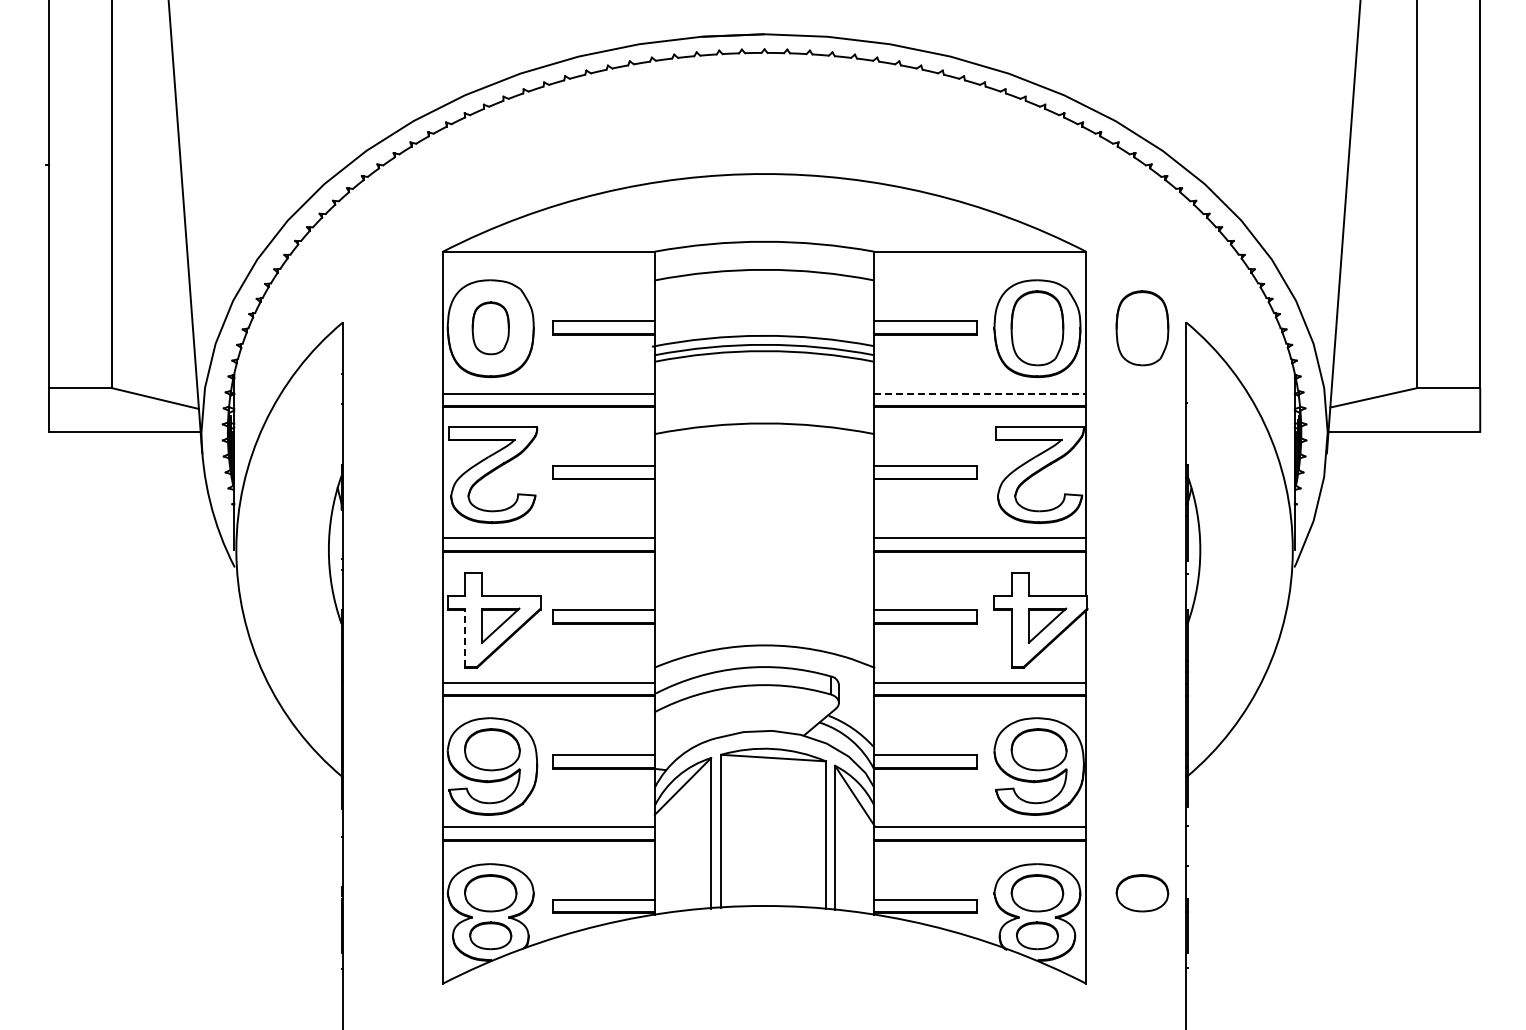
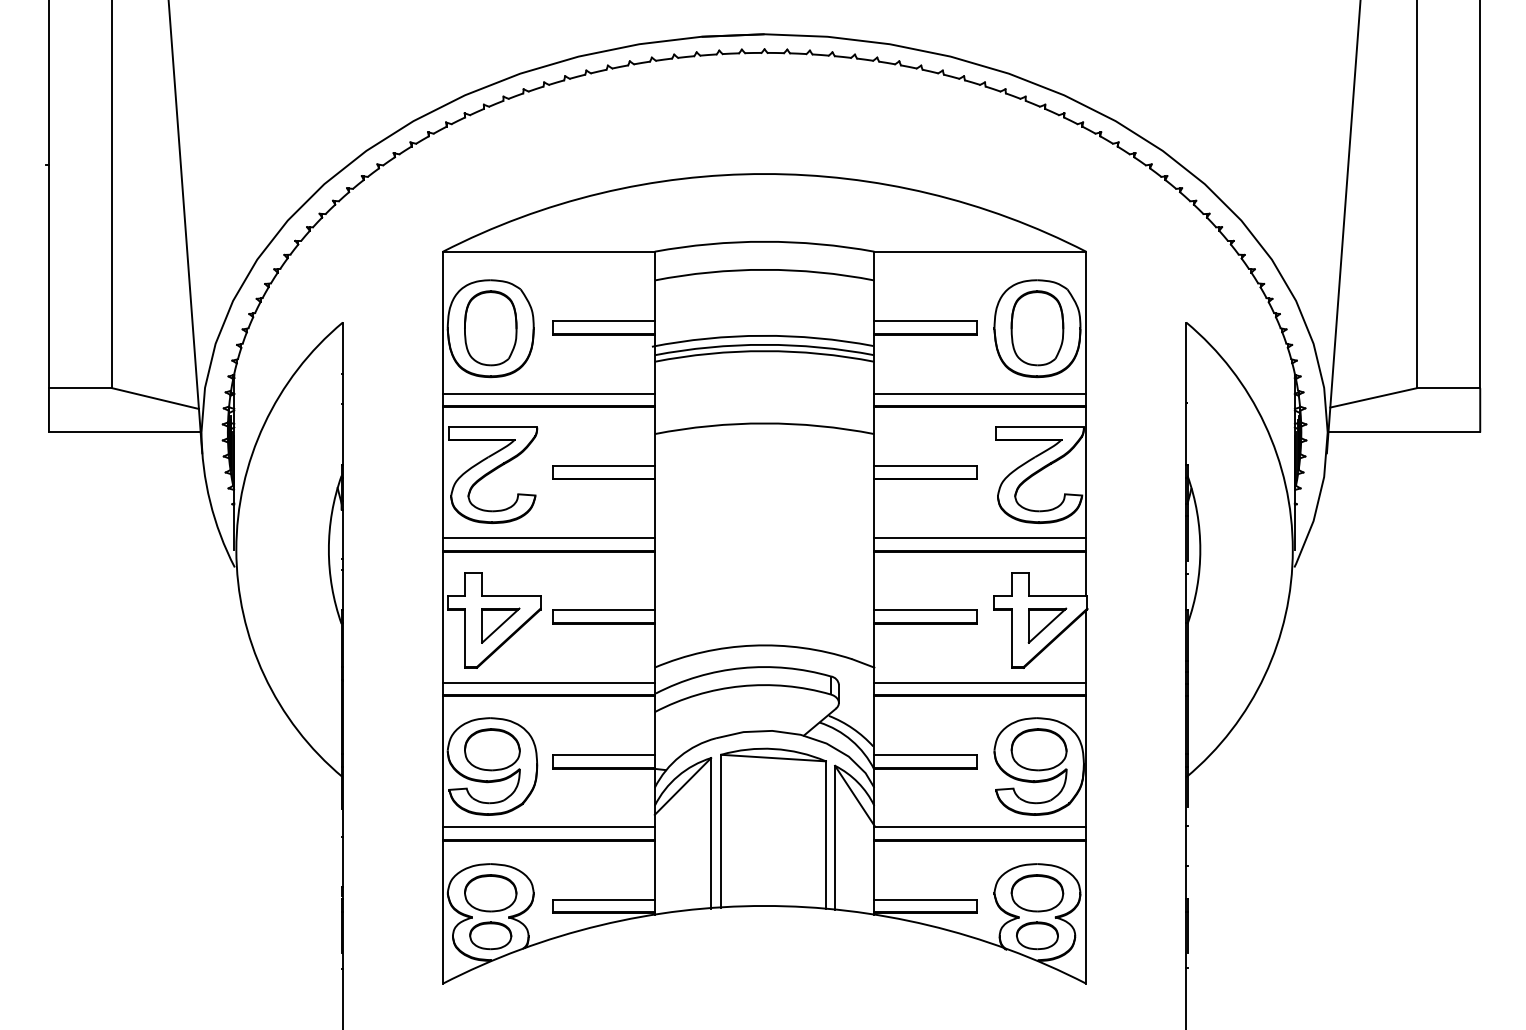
part size: 39x55 px -> 54x77 px (490, 328)
part: present -> none (1142, 328)
line: dashed -> solid (980, 393)
line: dashed -> solid (464, 637)
part: present -> none (1142, 893)
